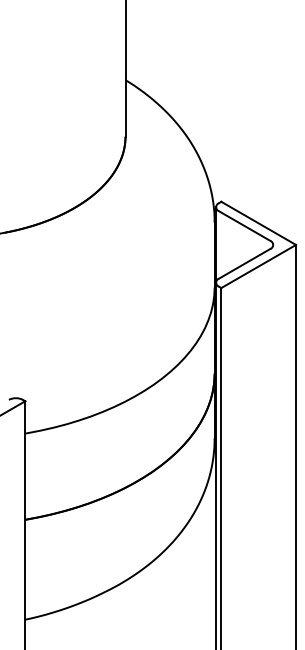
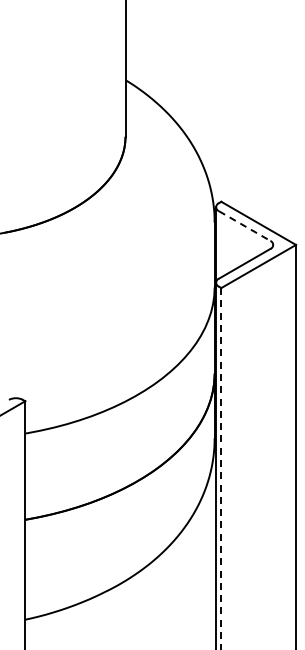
line: solid -> dashed (244, 226)
line: solid -> dashed (221, 468)
